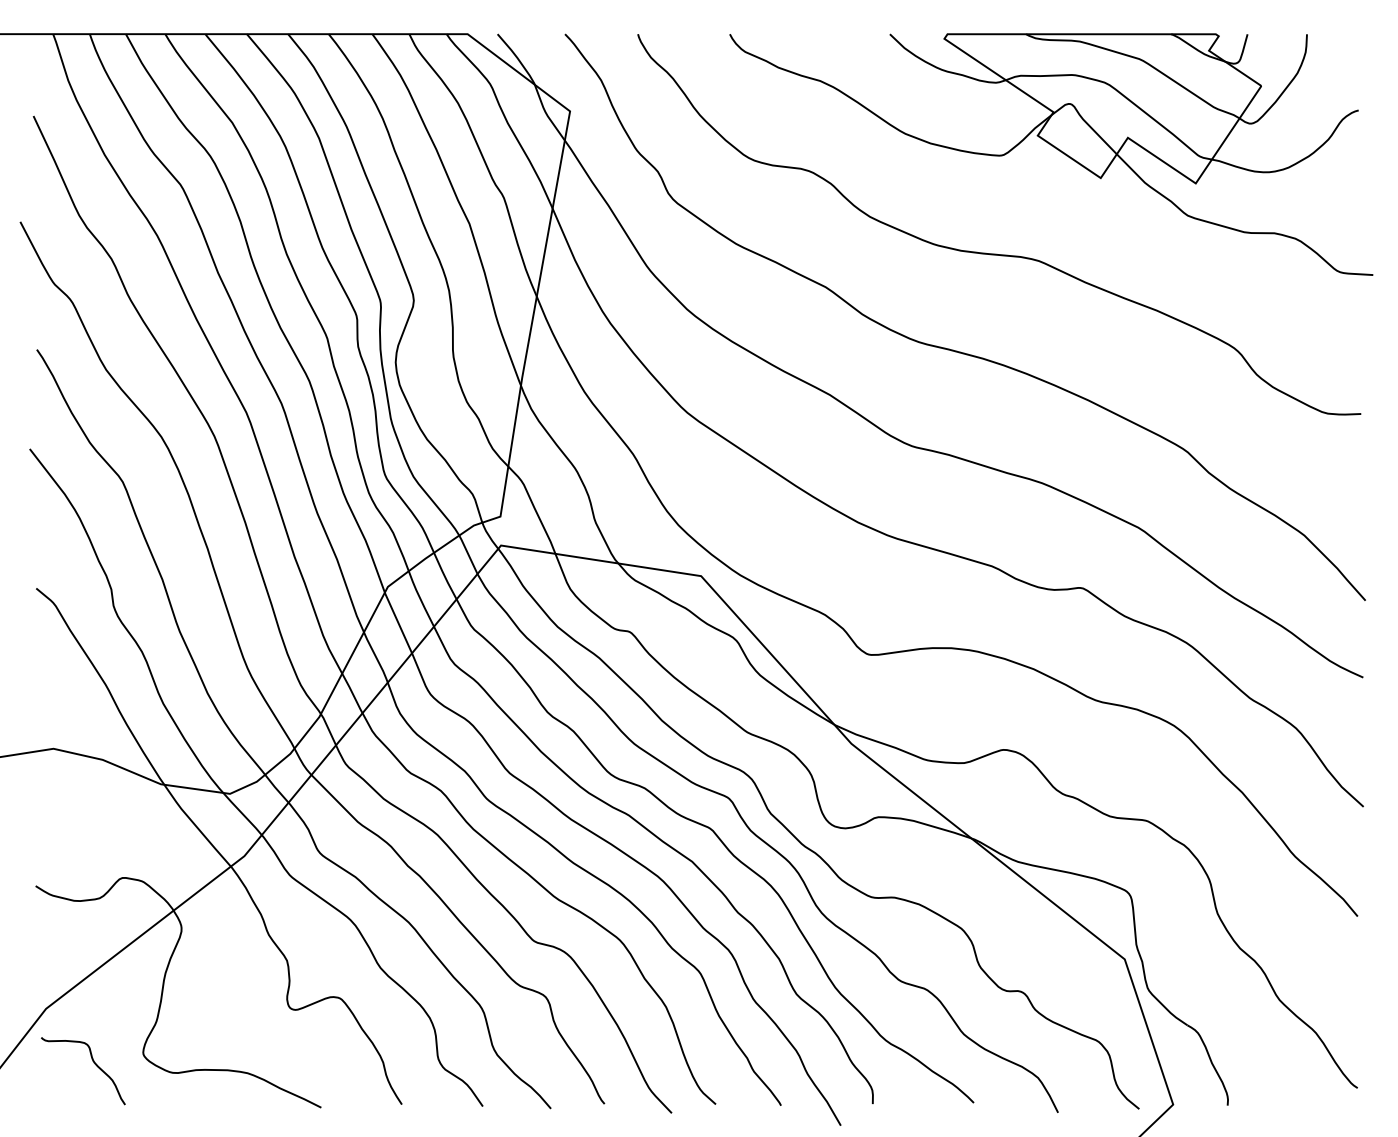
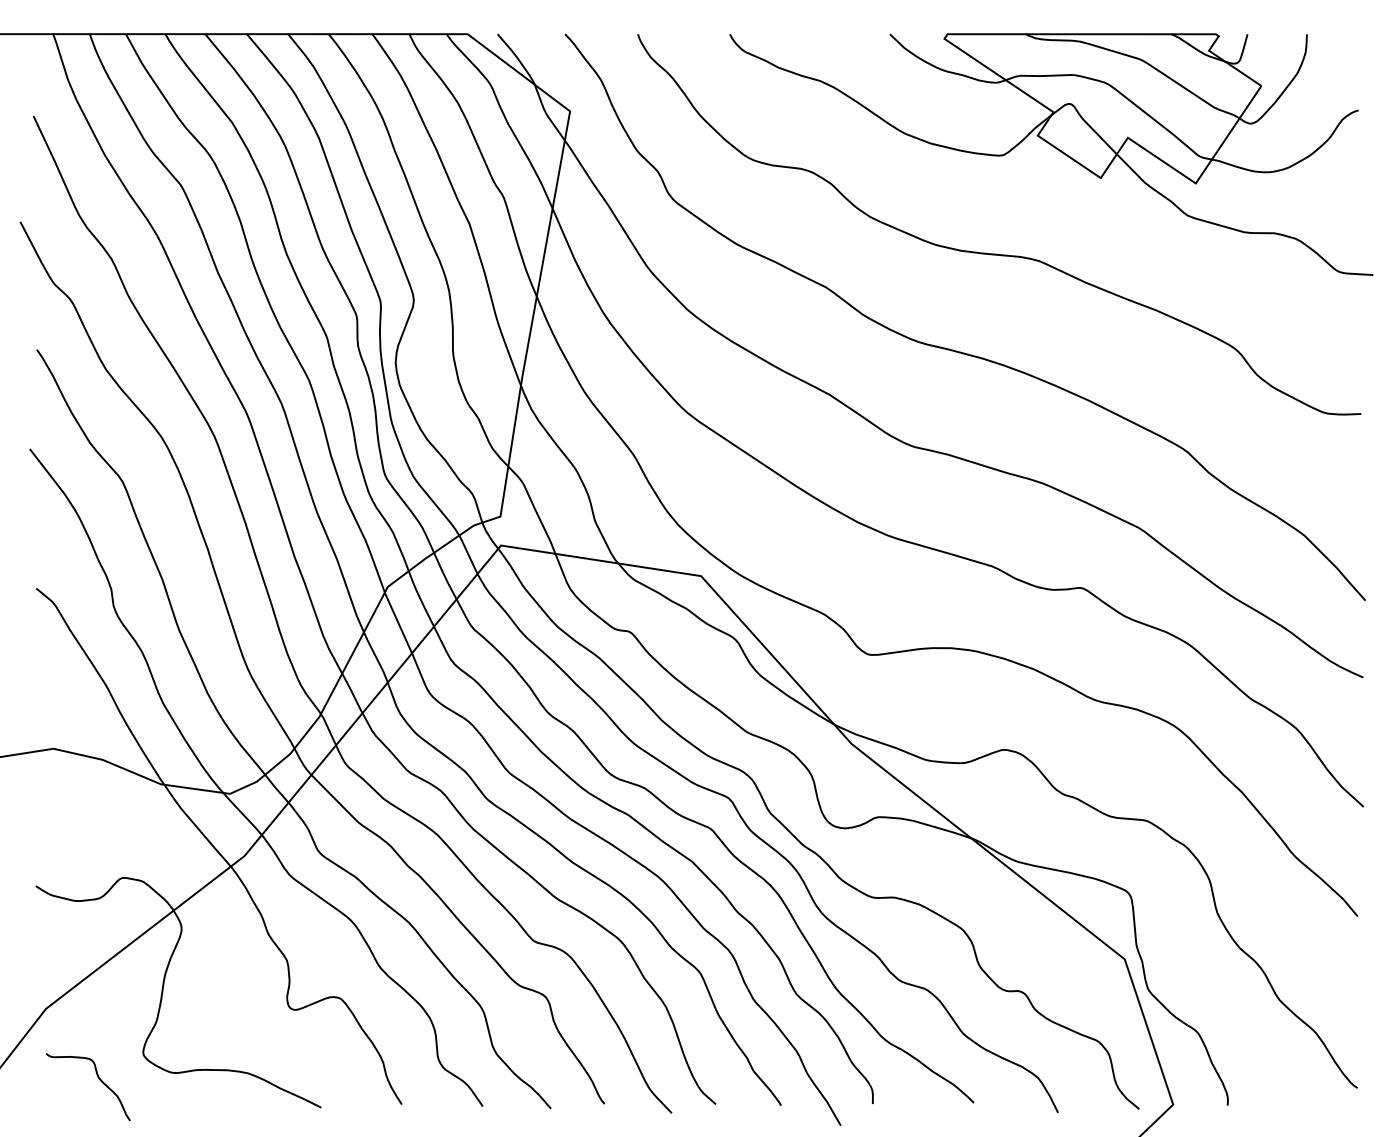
curve position: (94, 1064) -> (99, 1080) (99, 1080)
